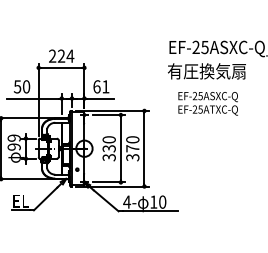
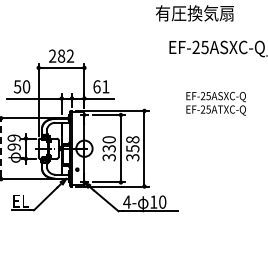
text: 224 -> 282 (65, 55)
text position: (206, 71) -> (194, 13) (194, 13)
text position: (207, 103) -> (215, 103) (215, 103)
text: 370 -> 358 (132, 144)
line: solid -> dashed (1, 148)
